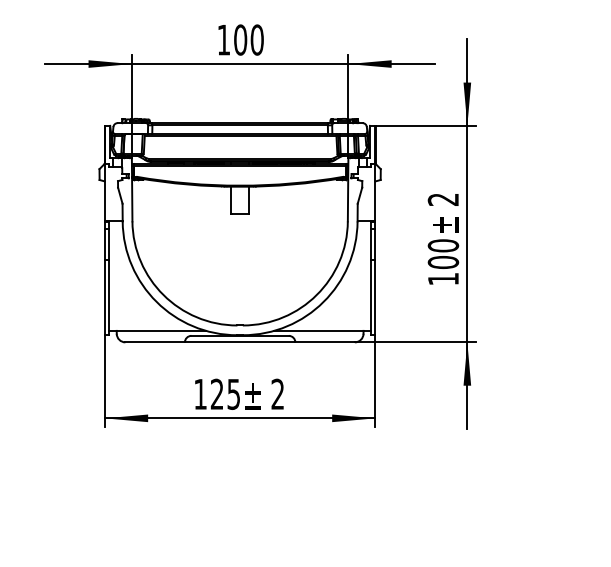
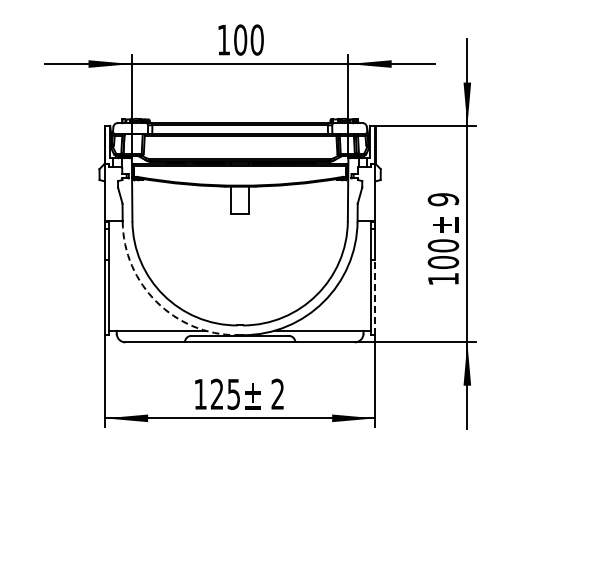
text: 2 -> 9 (443, 199)
line: solid -> dashed (375, 297)
arc: solid -> dashed (156, 301)
